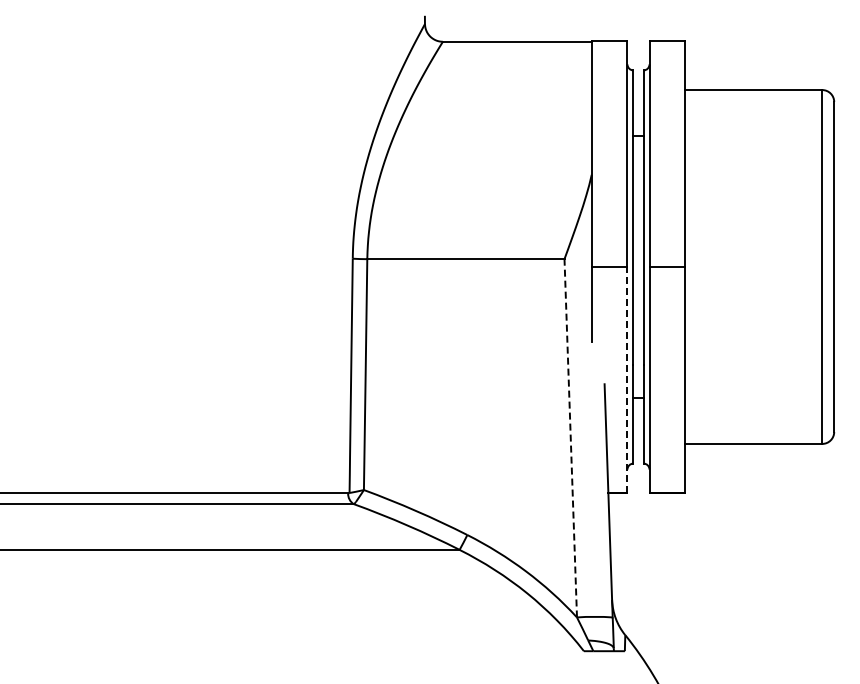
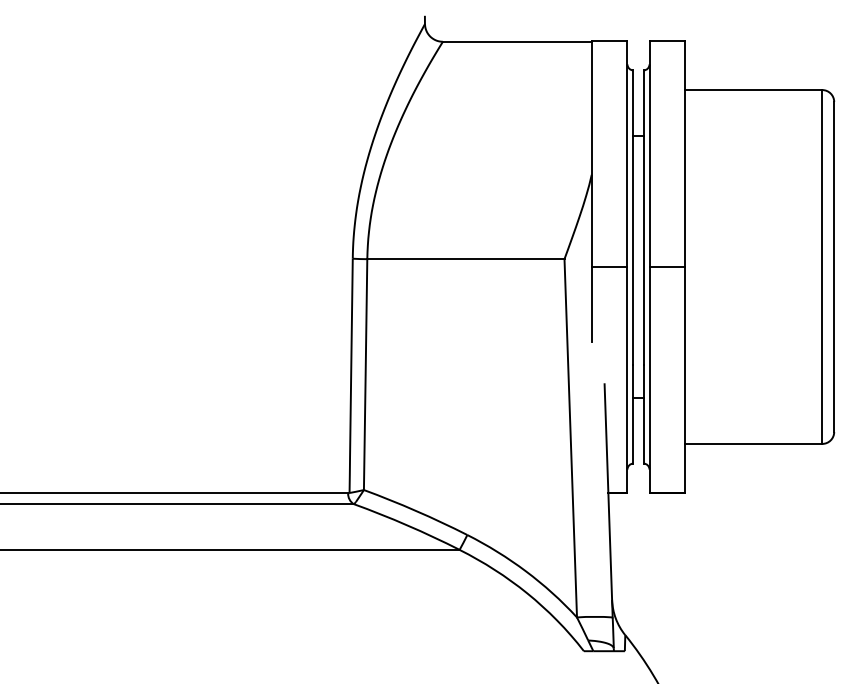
line: dashed -> solid (627, 379)
line: dashed -> solid (570, 437)
